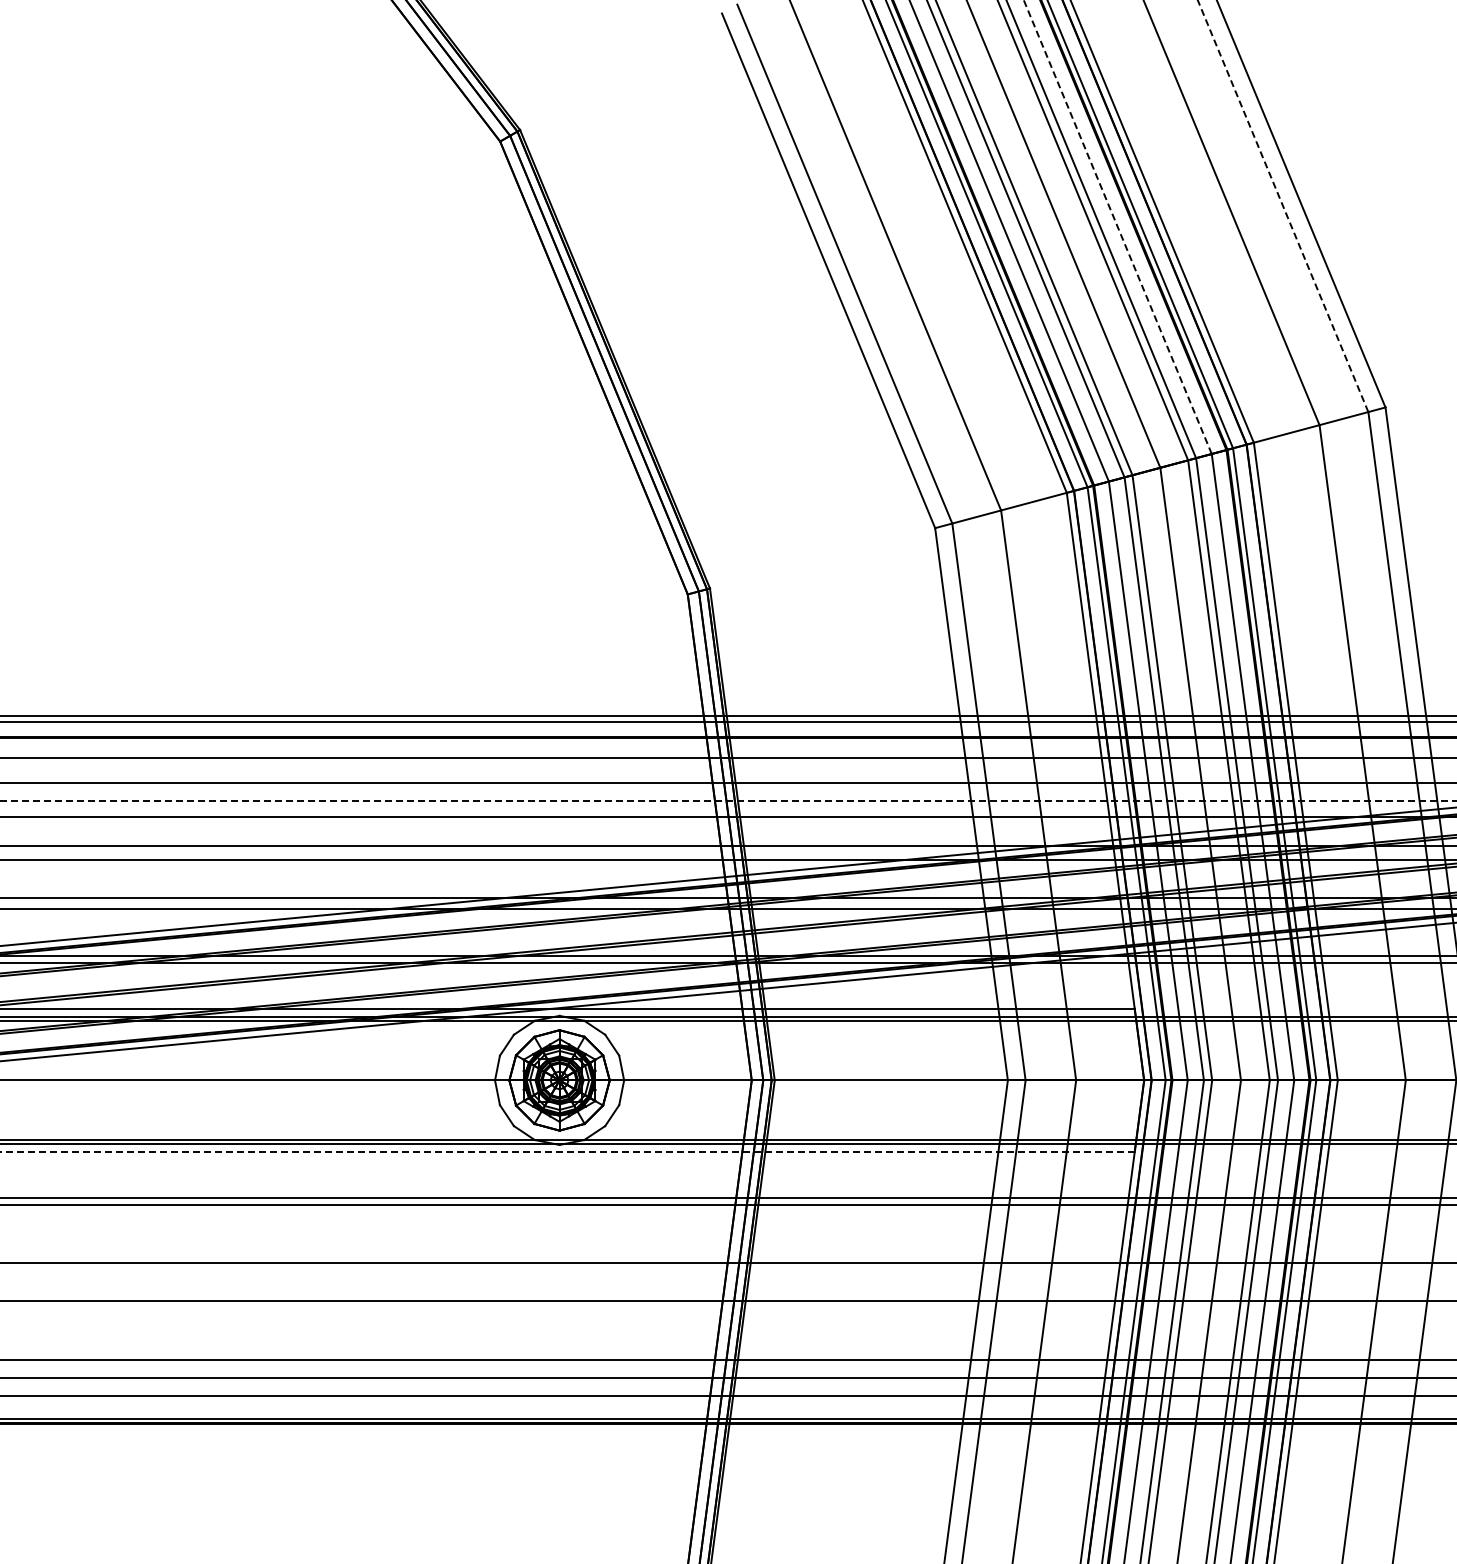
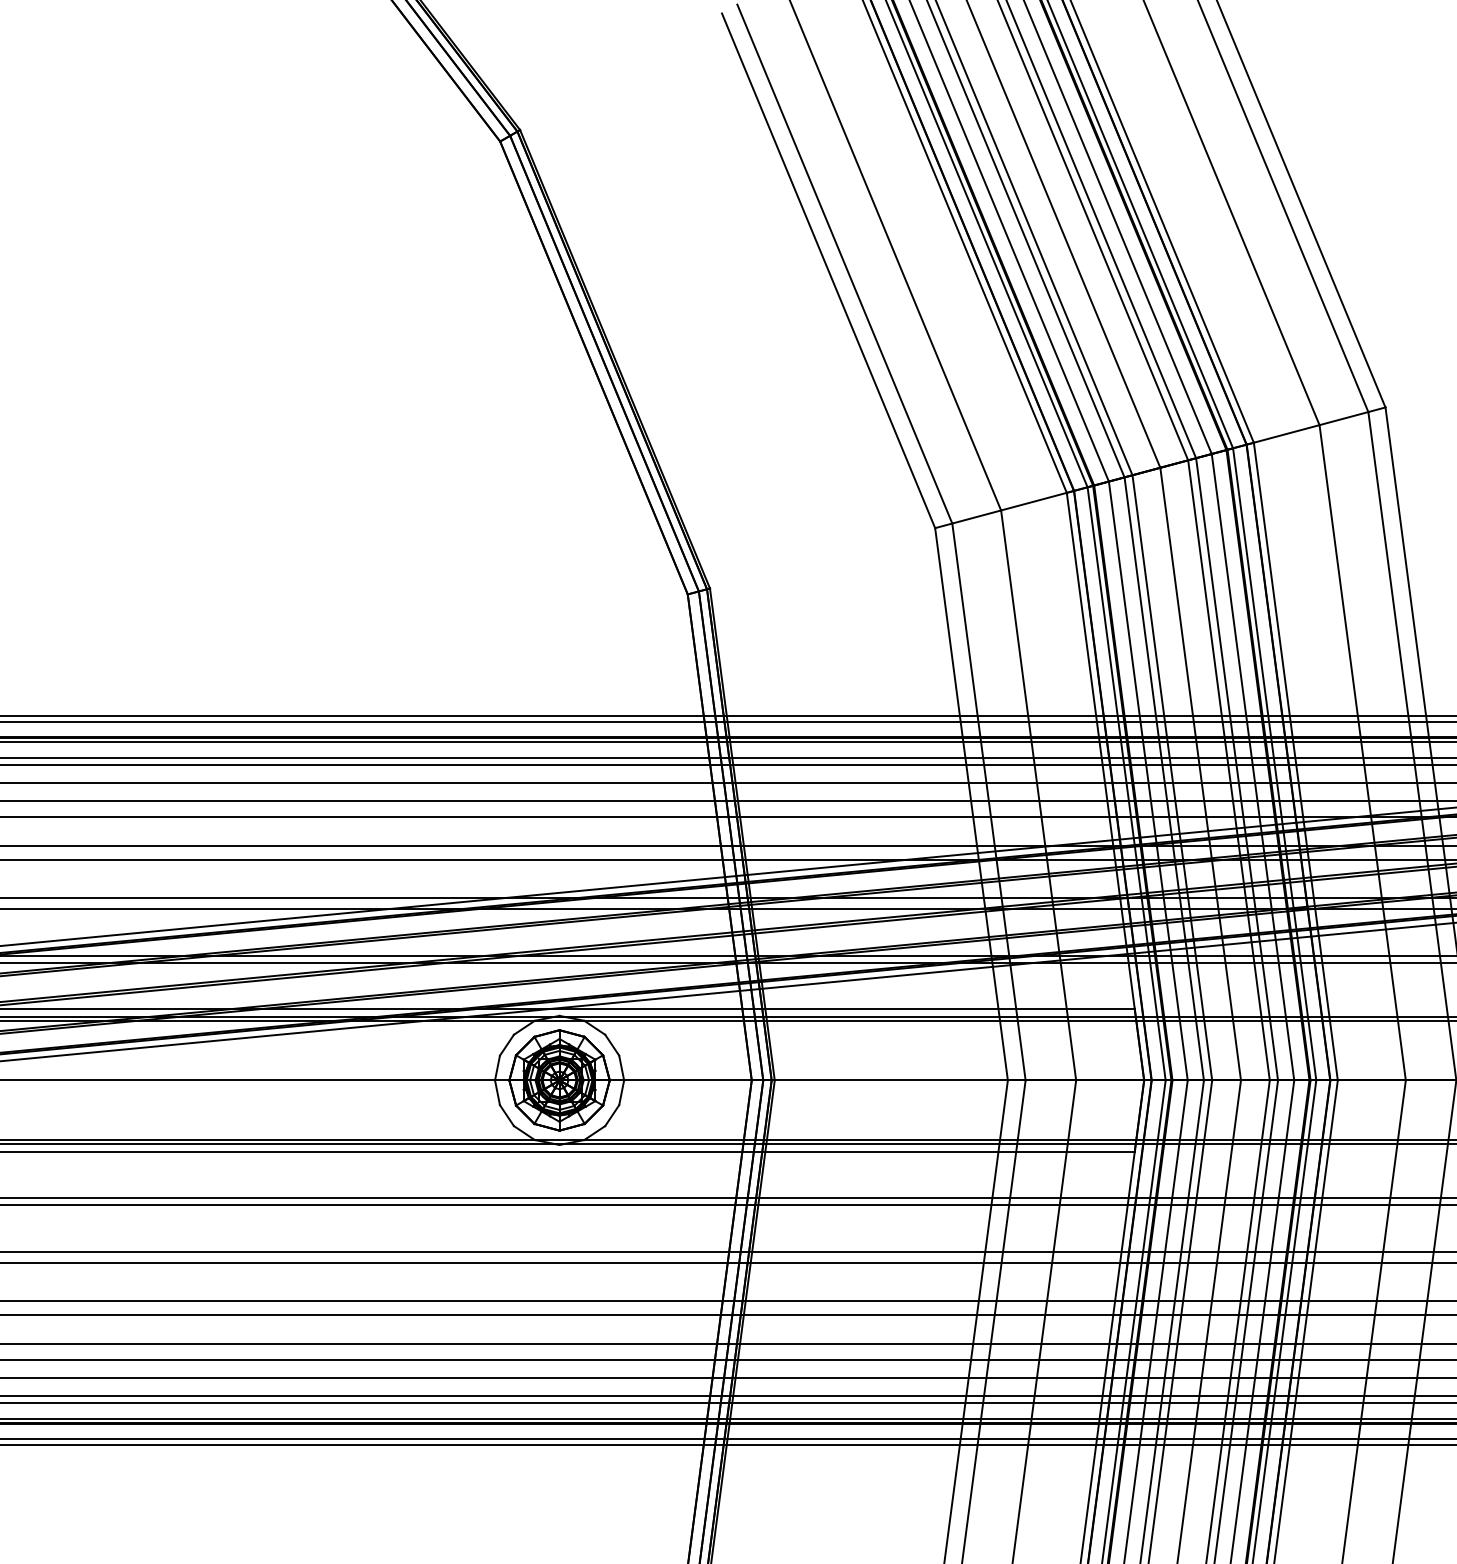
line: dashed -> solid (1283, 206)
line: dashed -> solid (1117, 226)
line: none -> present (727, 742)
line: none -> present (727, 764)
line: dashed -> solid (729, 801)
line: dashed -> solid (567, 1152)
line: none -> present (727, 1252)
line: none -> present (727, 1314)
line: none -> present (727, 1343)
line: none -> present (727, 1403)
line: none -> present (727, 1439)
line: none -> present (727, 1444)
